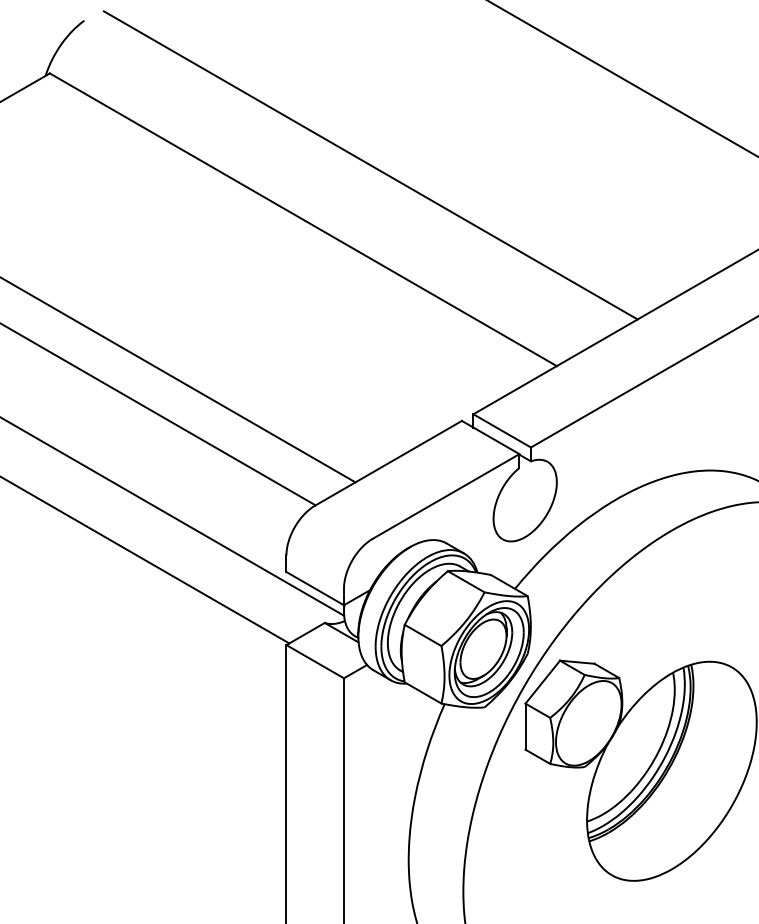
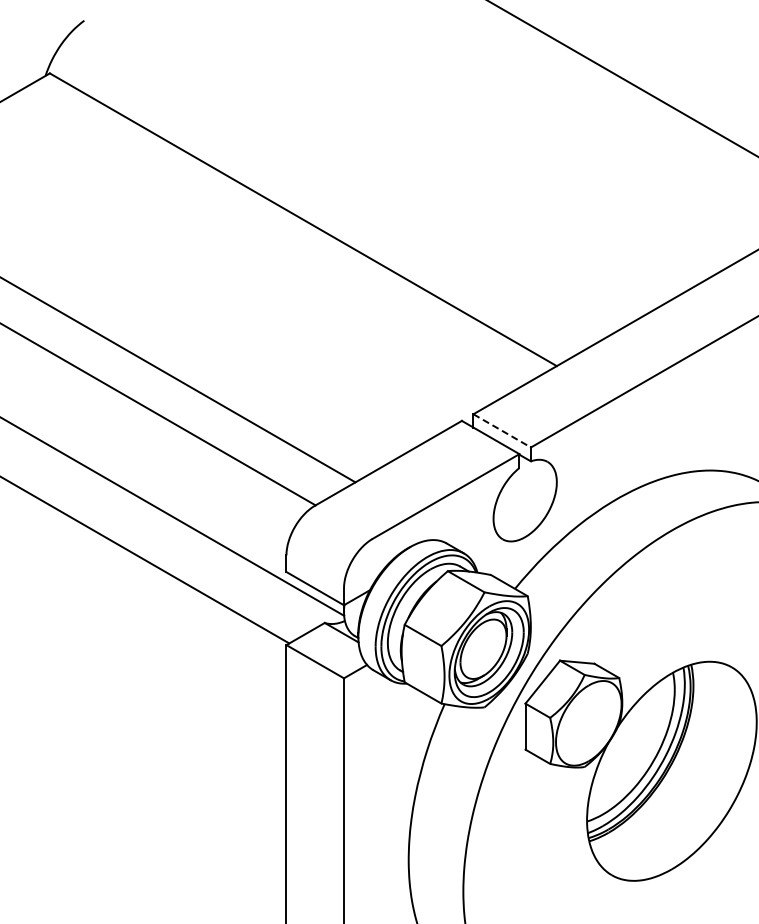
line: present -> none (370, 165)
line: solid -> dashed (502, 431)
